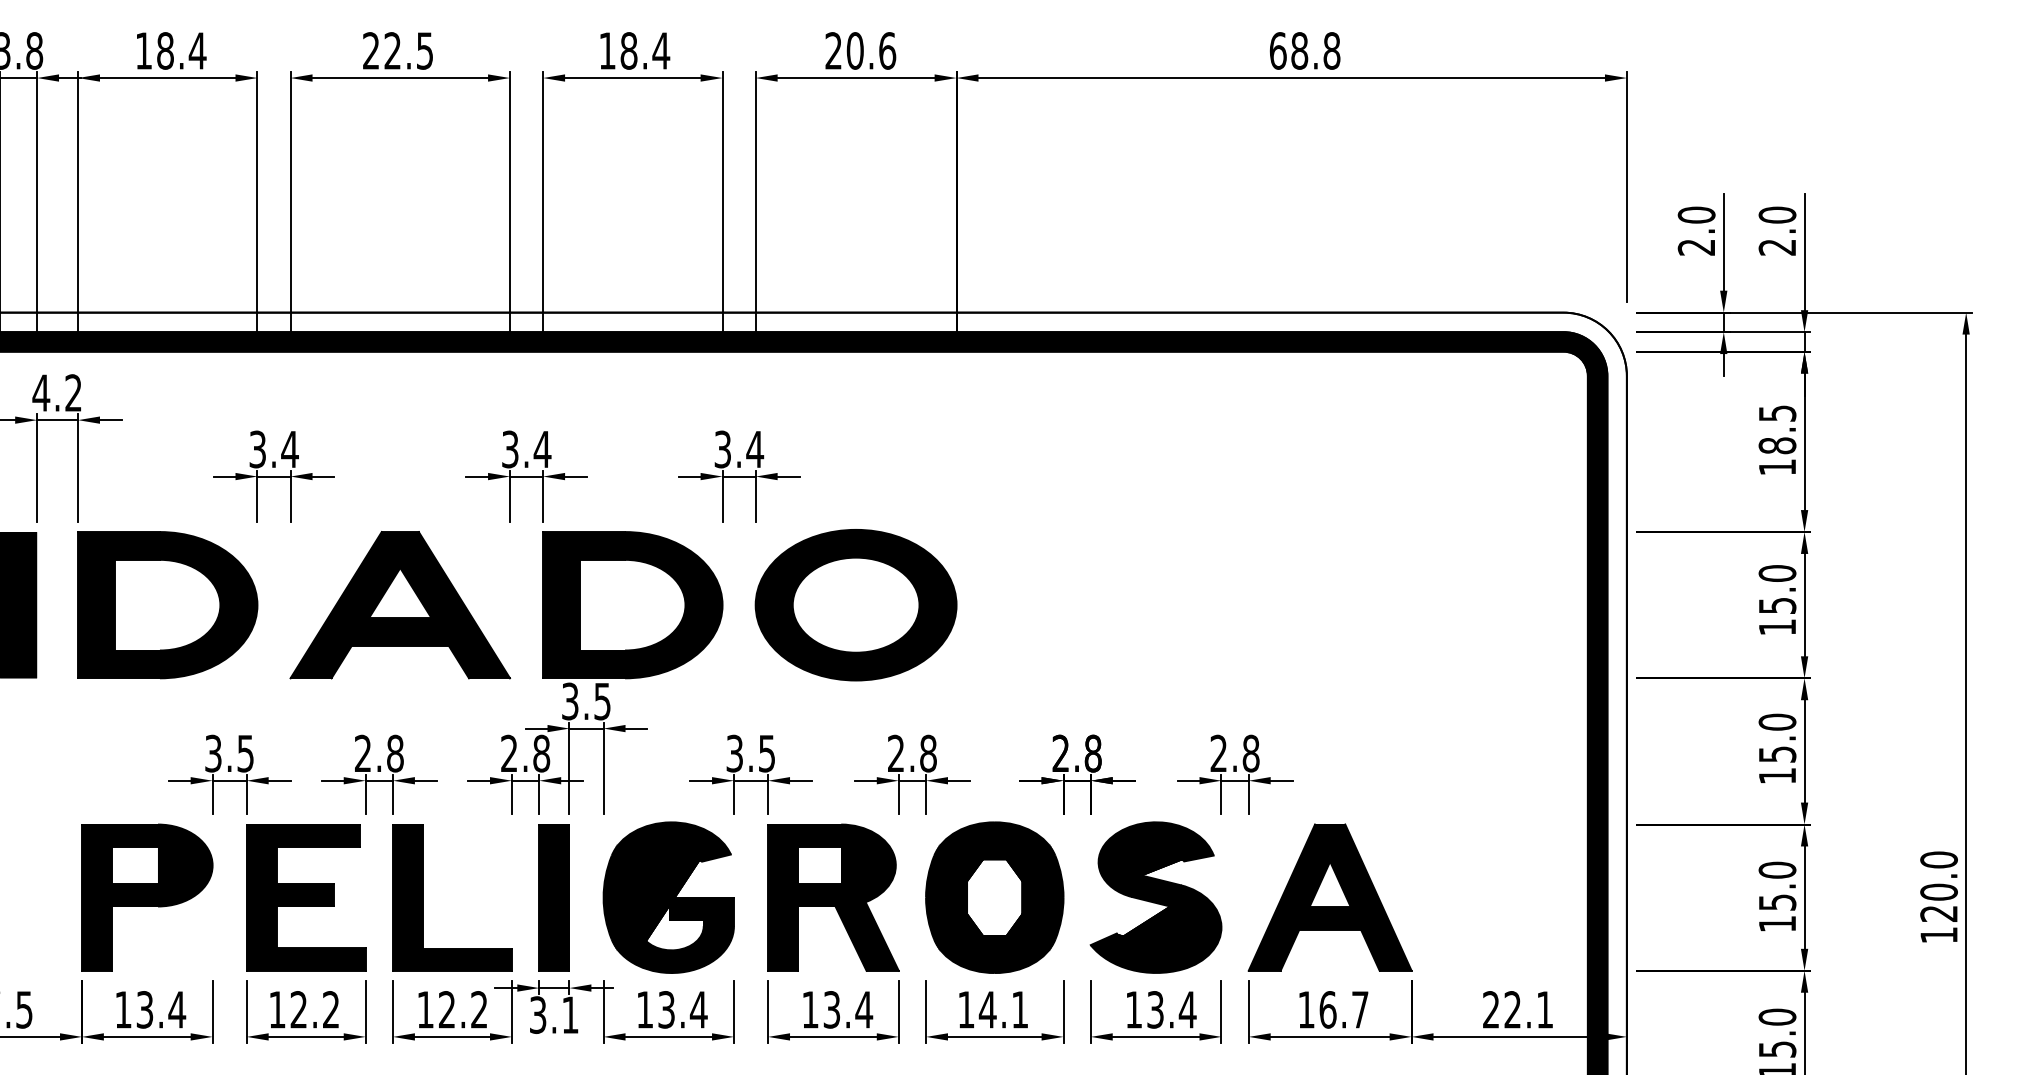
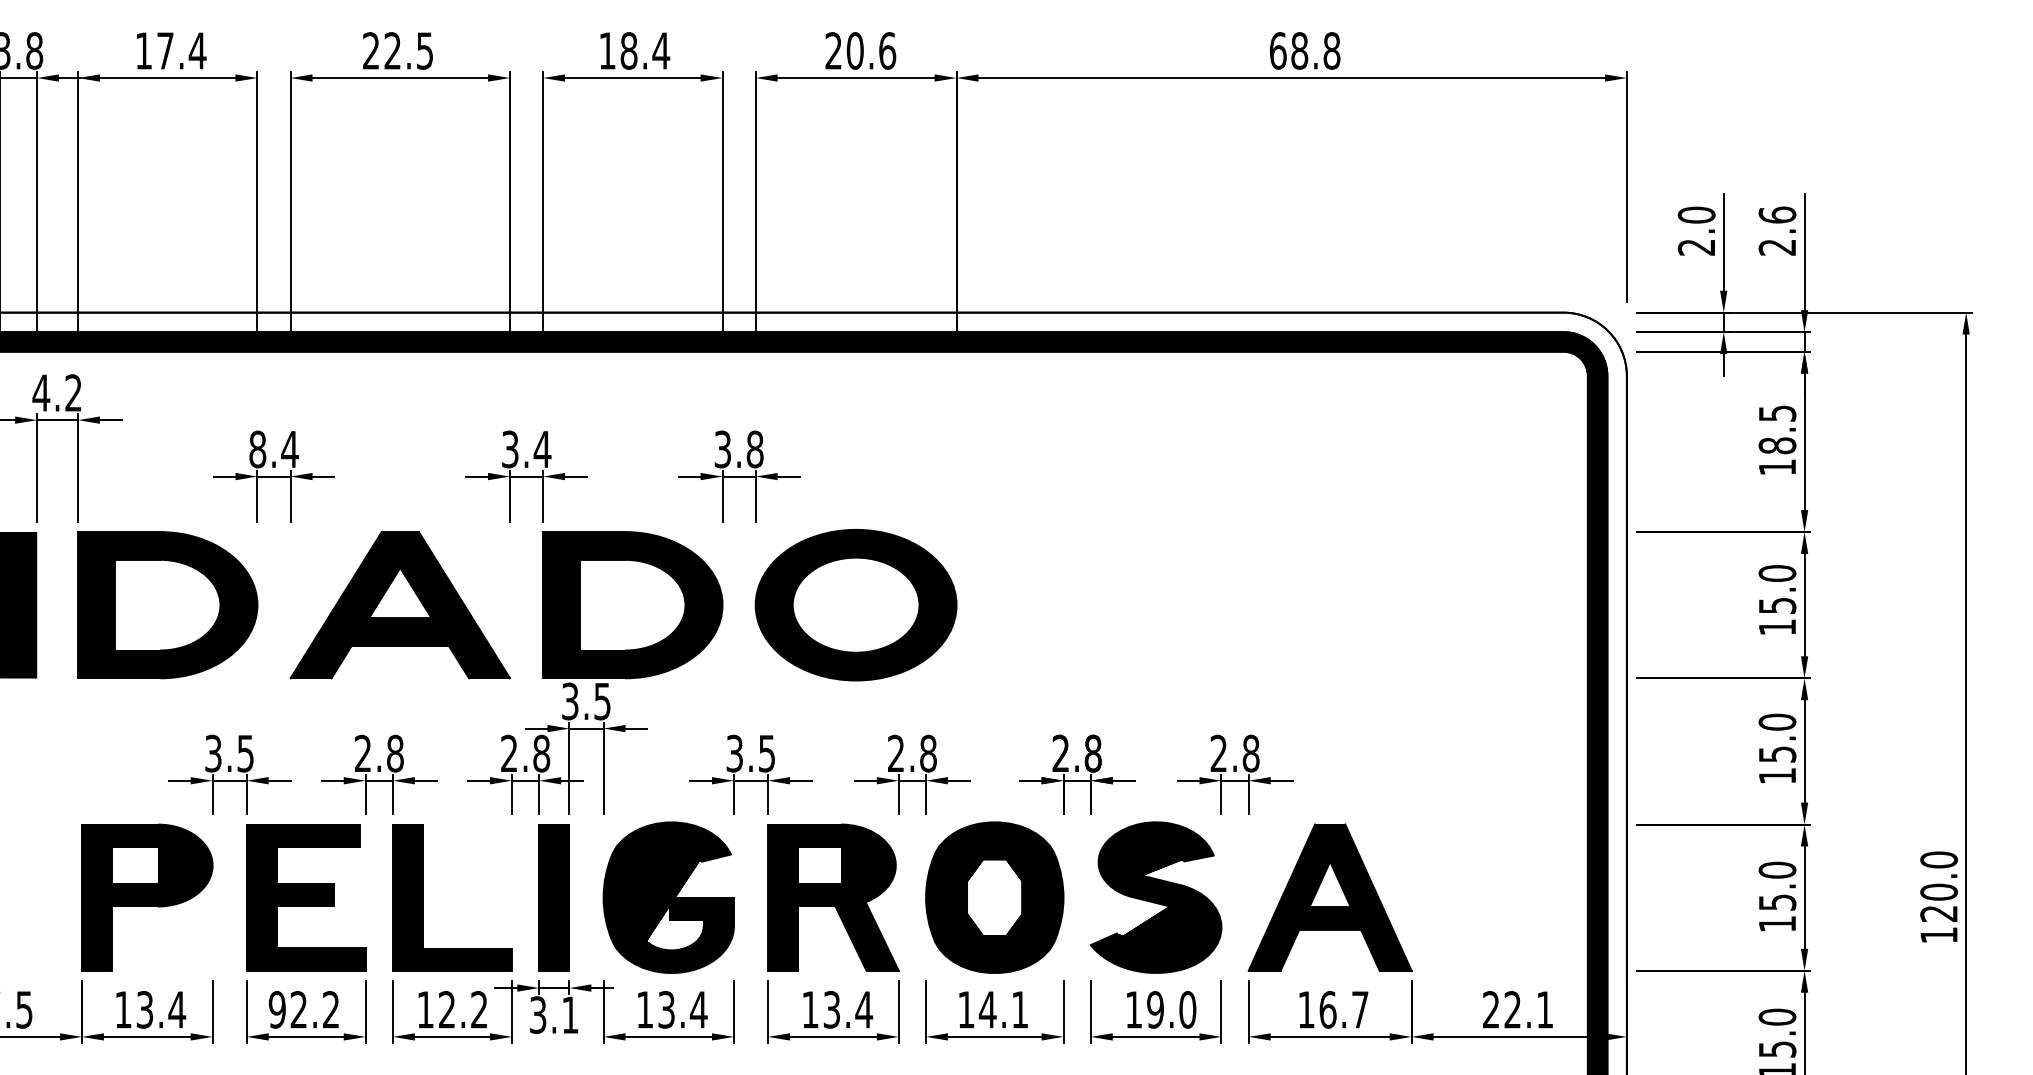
text: 18.4 -> 17.4 (165, 50)
text: 2.0 -> 2.6 (1777, 214)
text: 3.4 -> 8.4 (257, 449)
text: 3.4 -> 3.8 (755, 449)
text: 12.2 -> 92.2 (276, 1009)
text: 13.4 -> 19.0 (1171, 1009)
